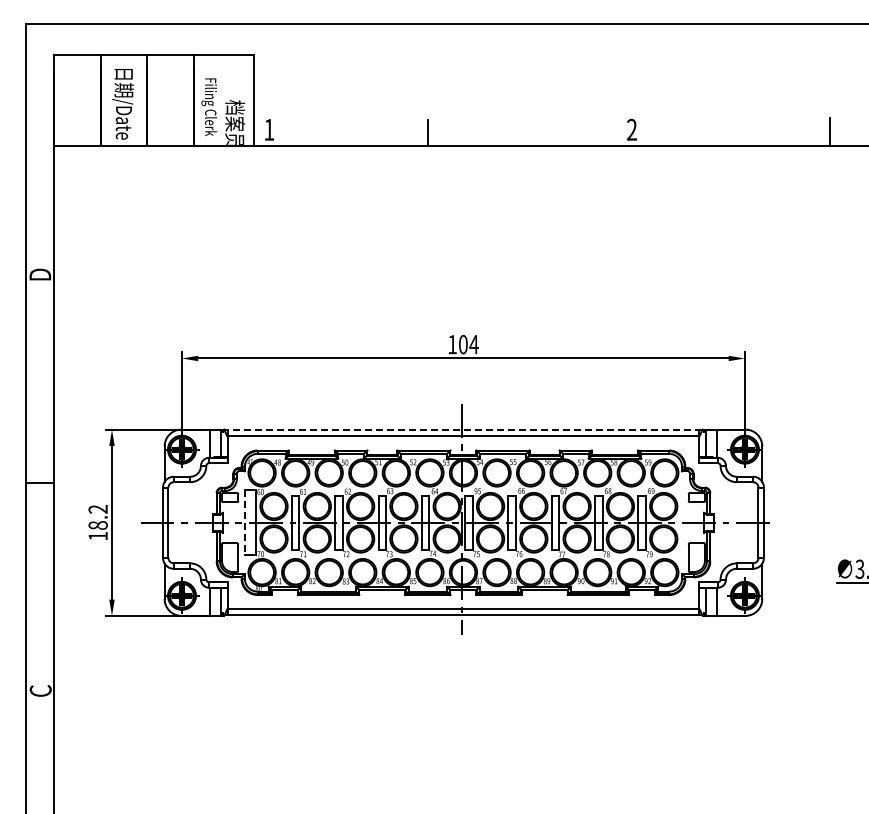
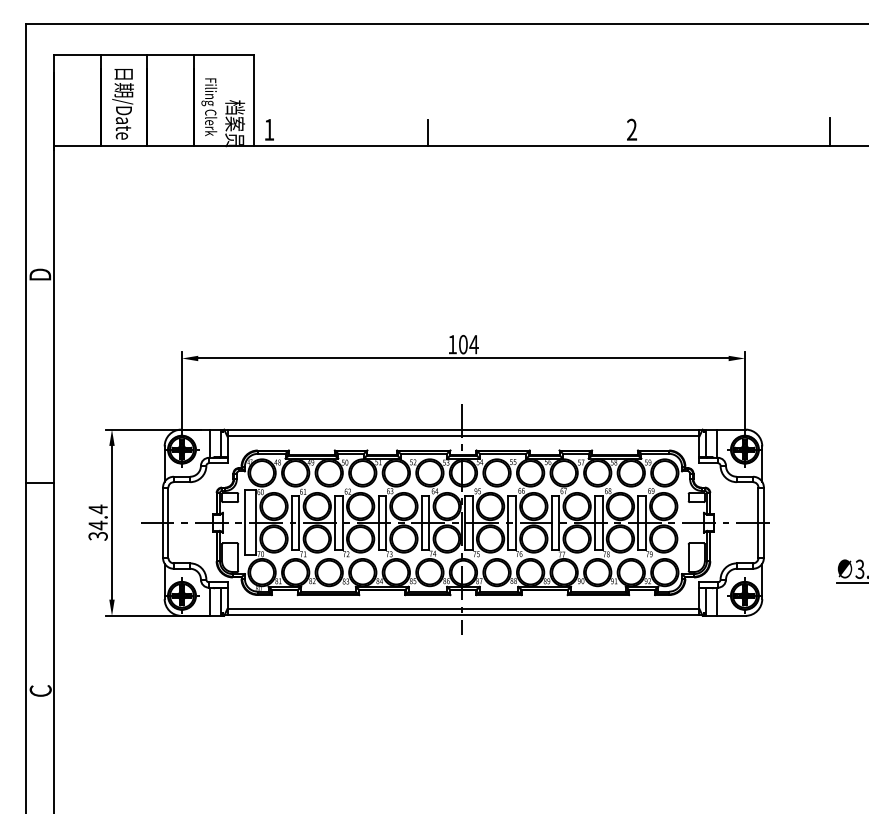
line: dashed -> solid (463, 430)
text: 18.2 -> 34.4 (97, 522)
line: dashed -> solid (245, 523)
